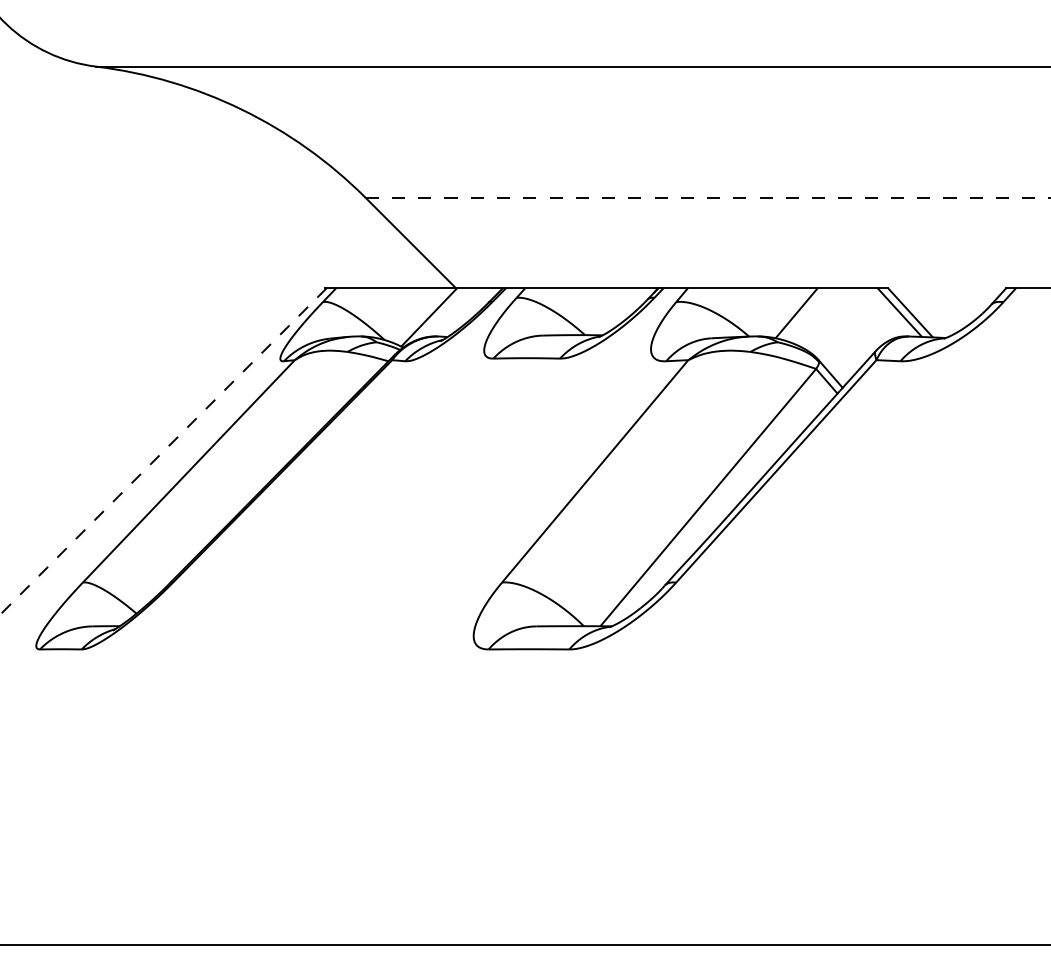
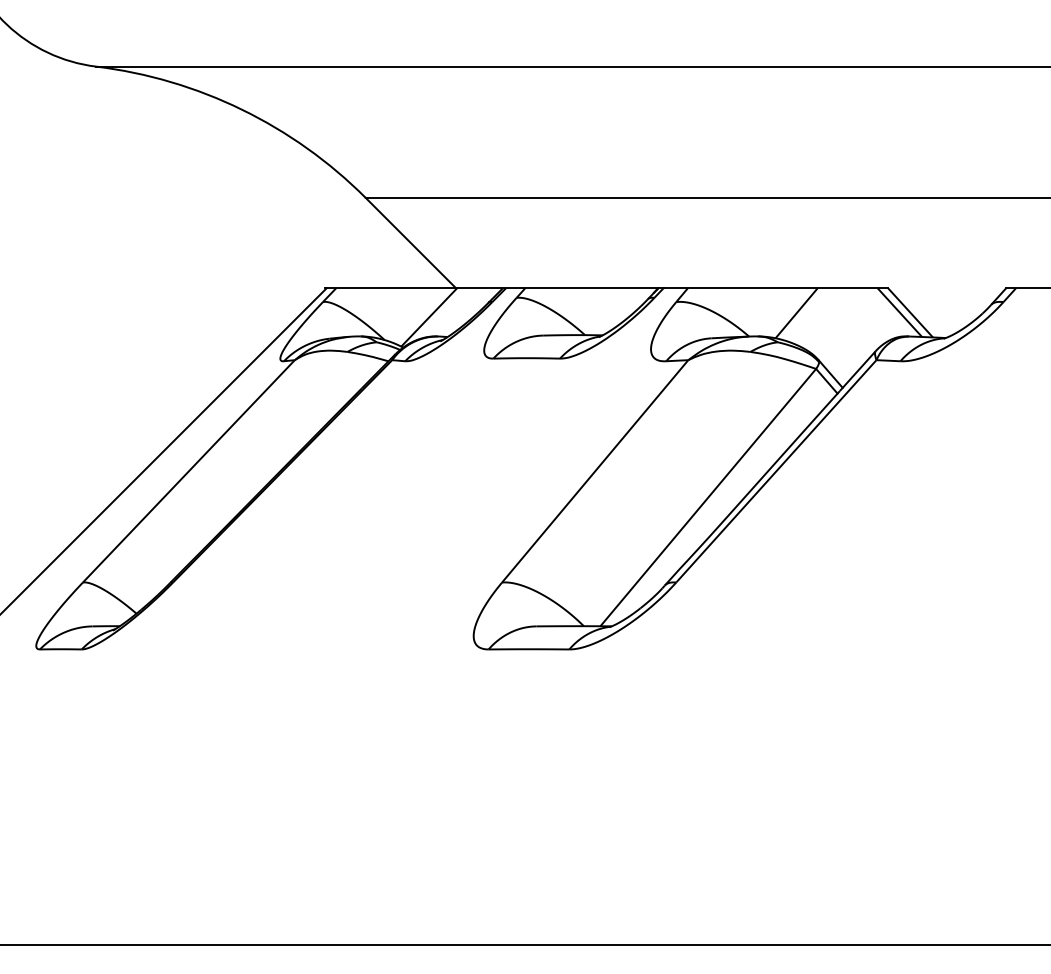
line: dashed -> solid (707, 197)
line: dashed -> solid (163, 451)
